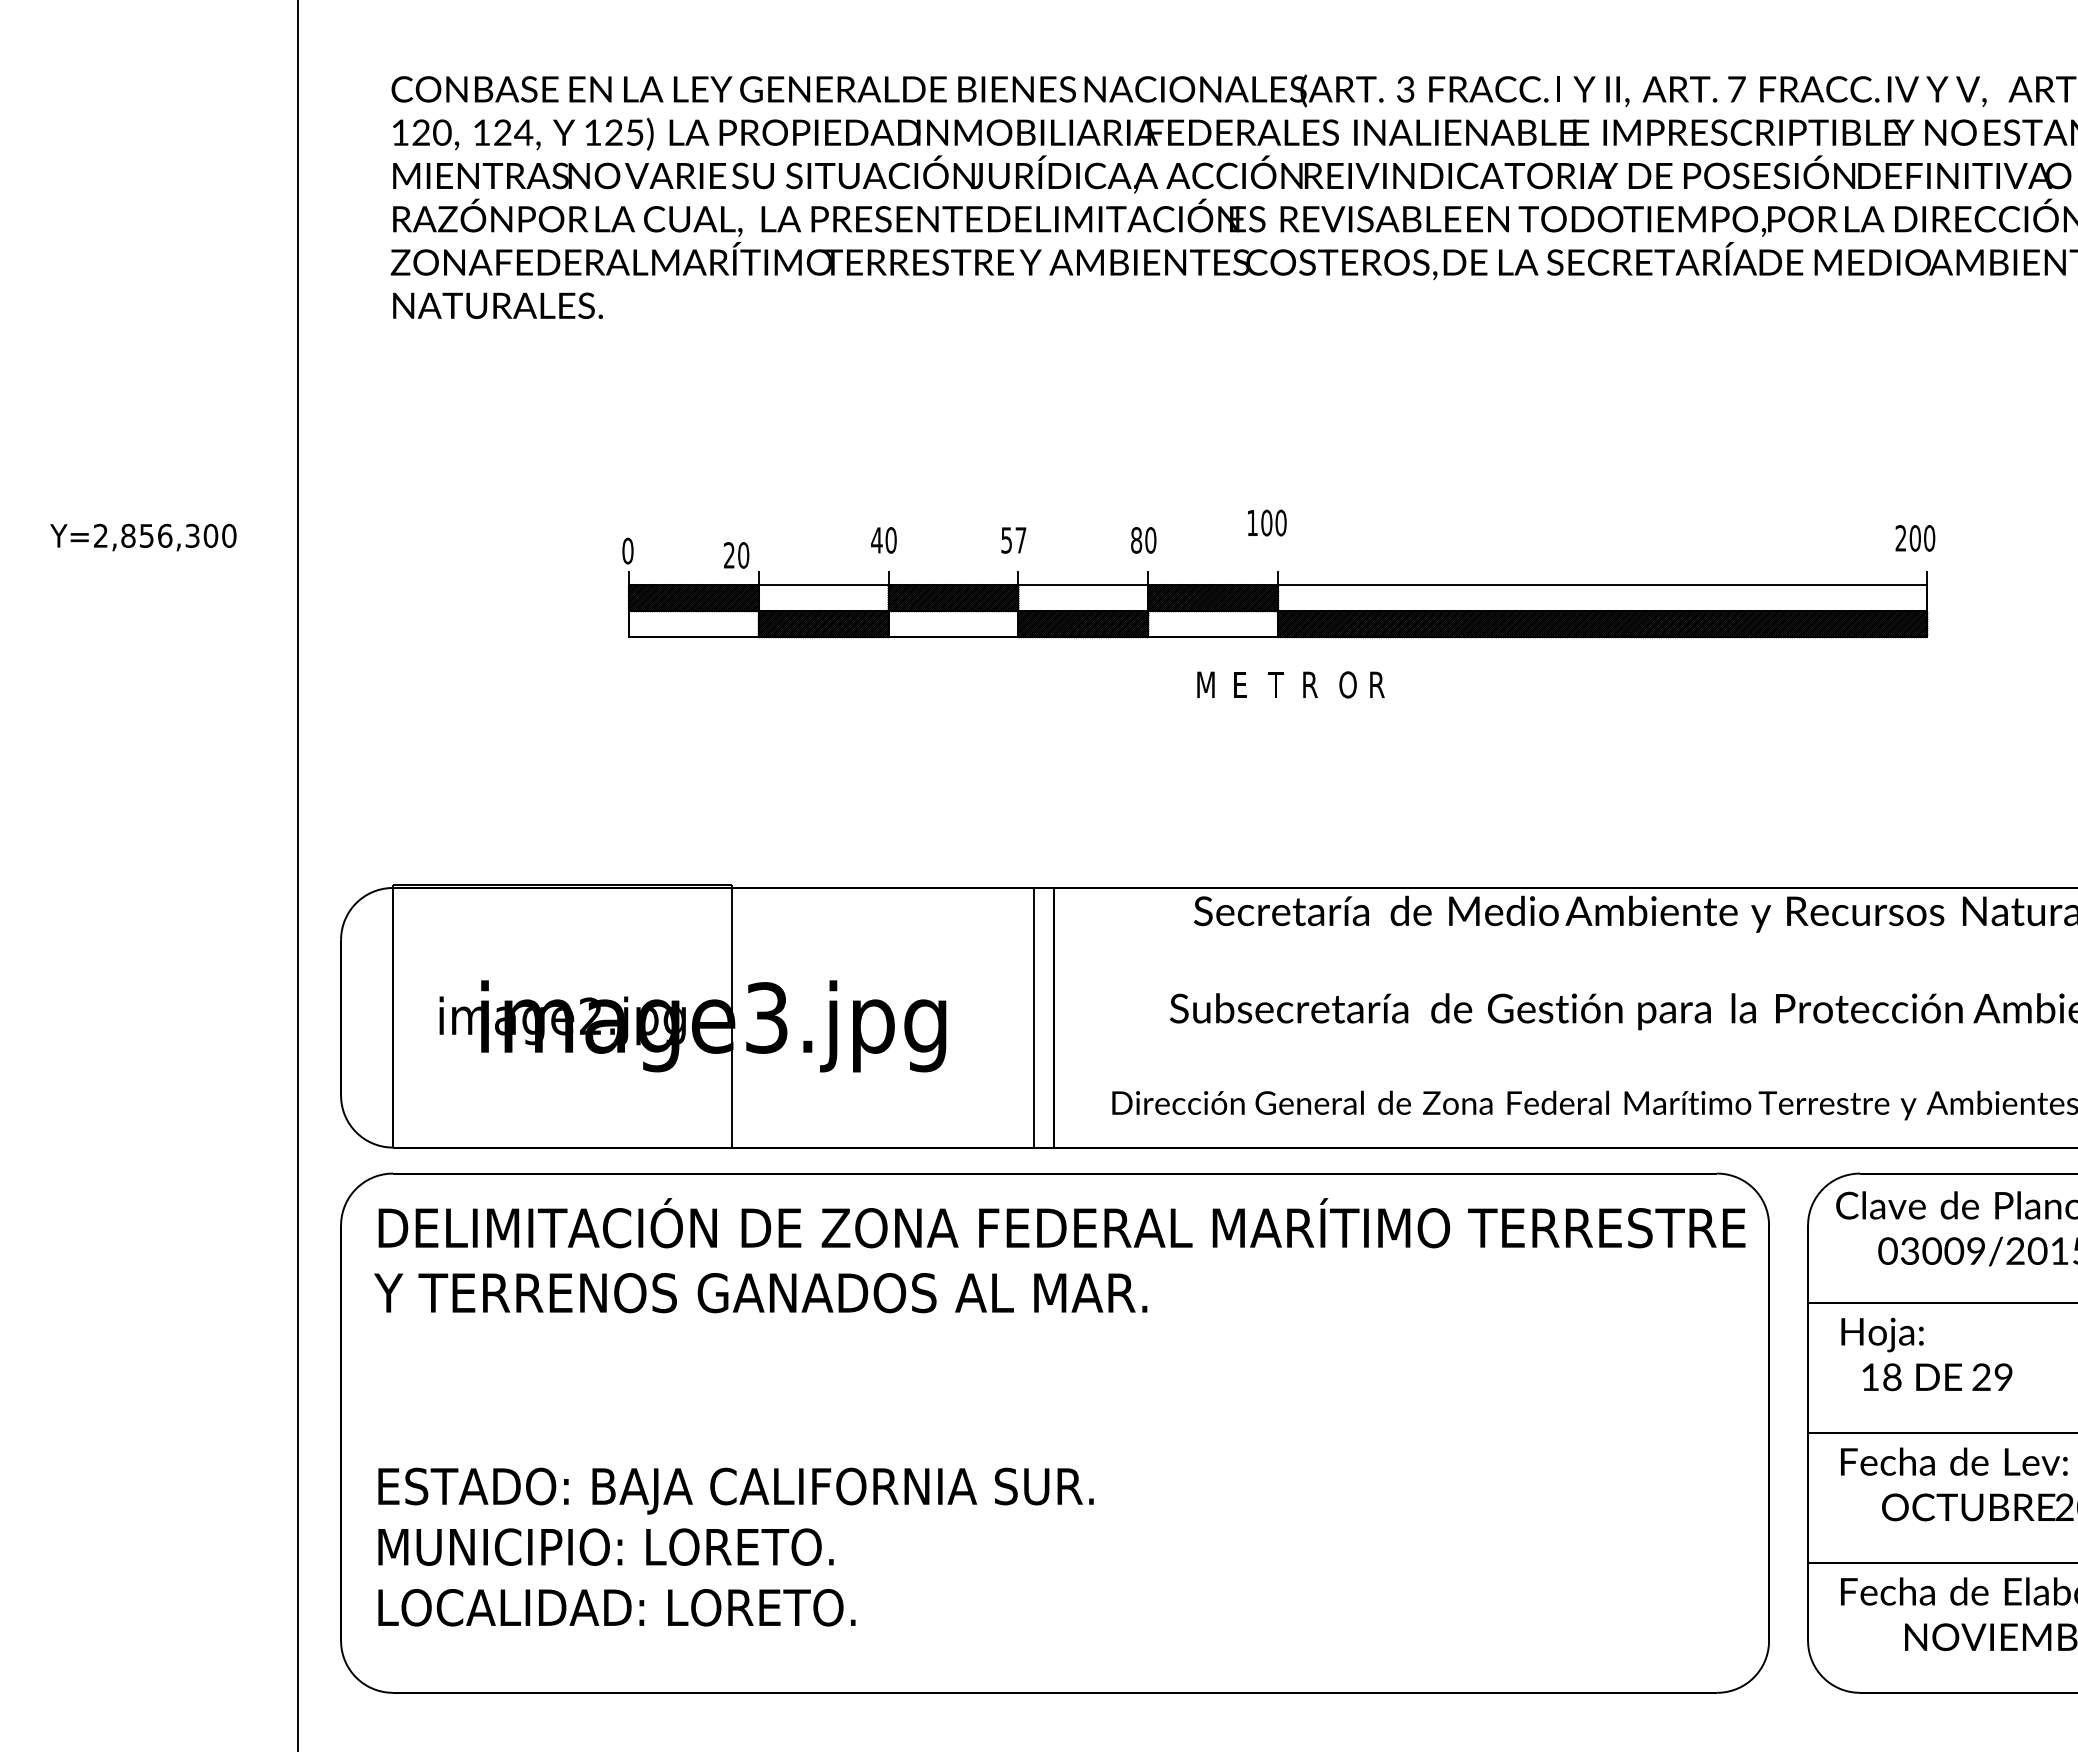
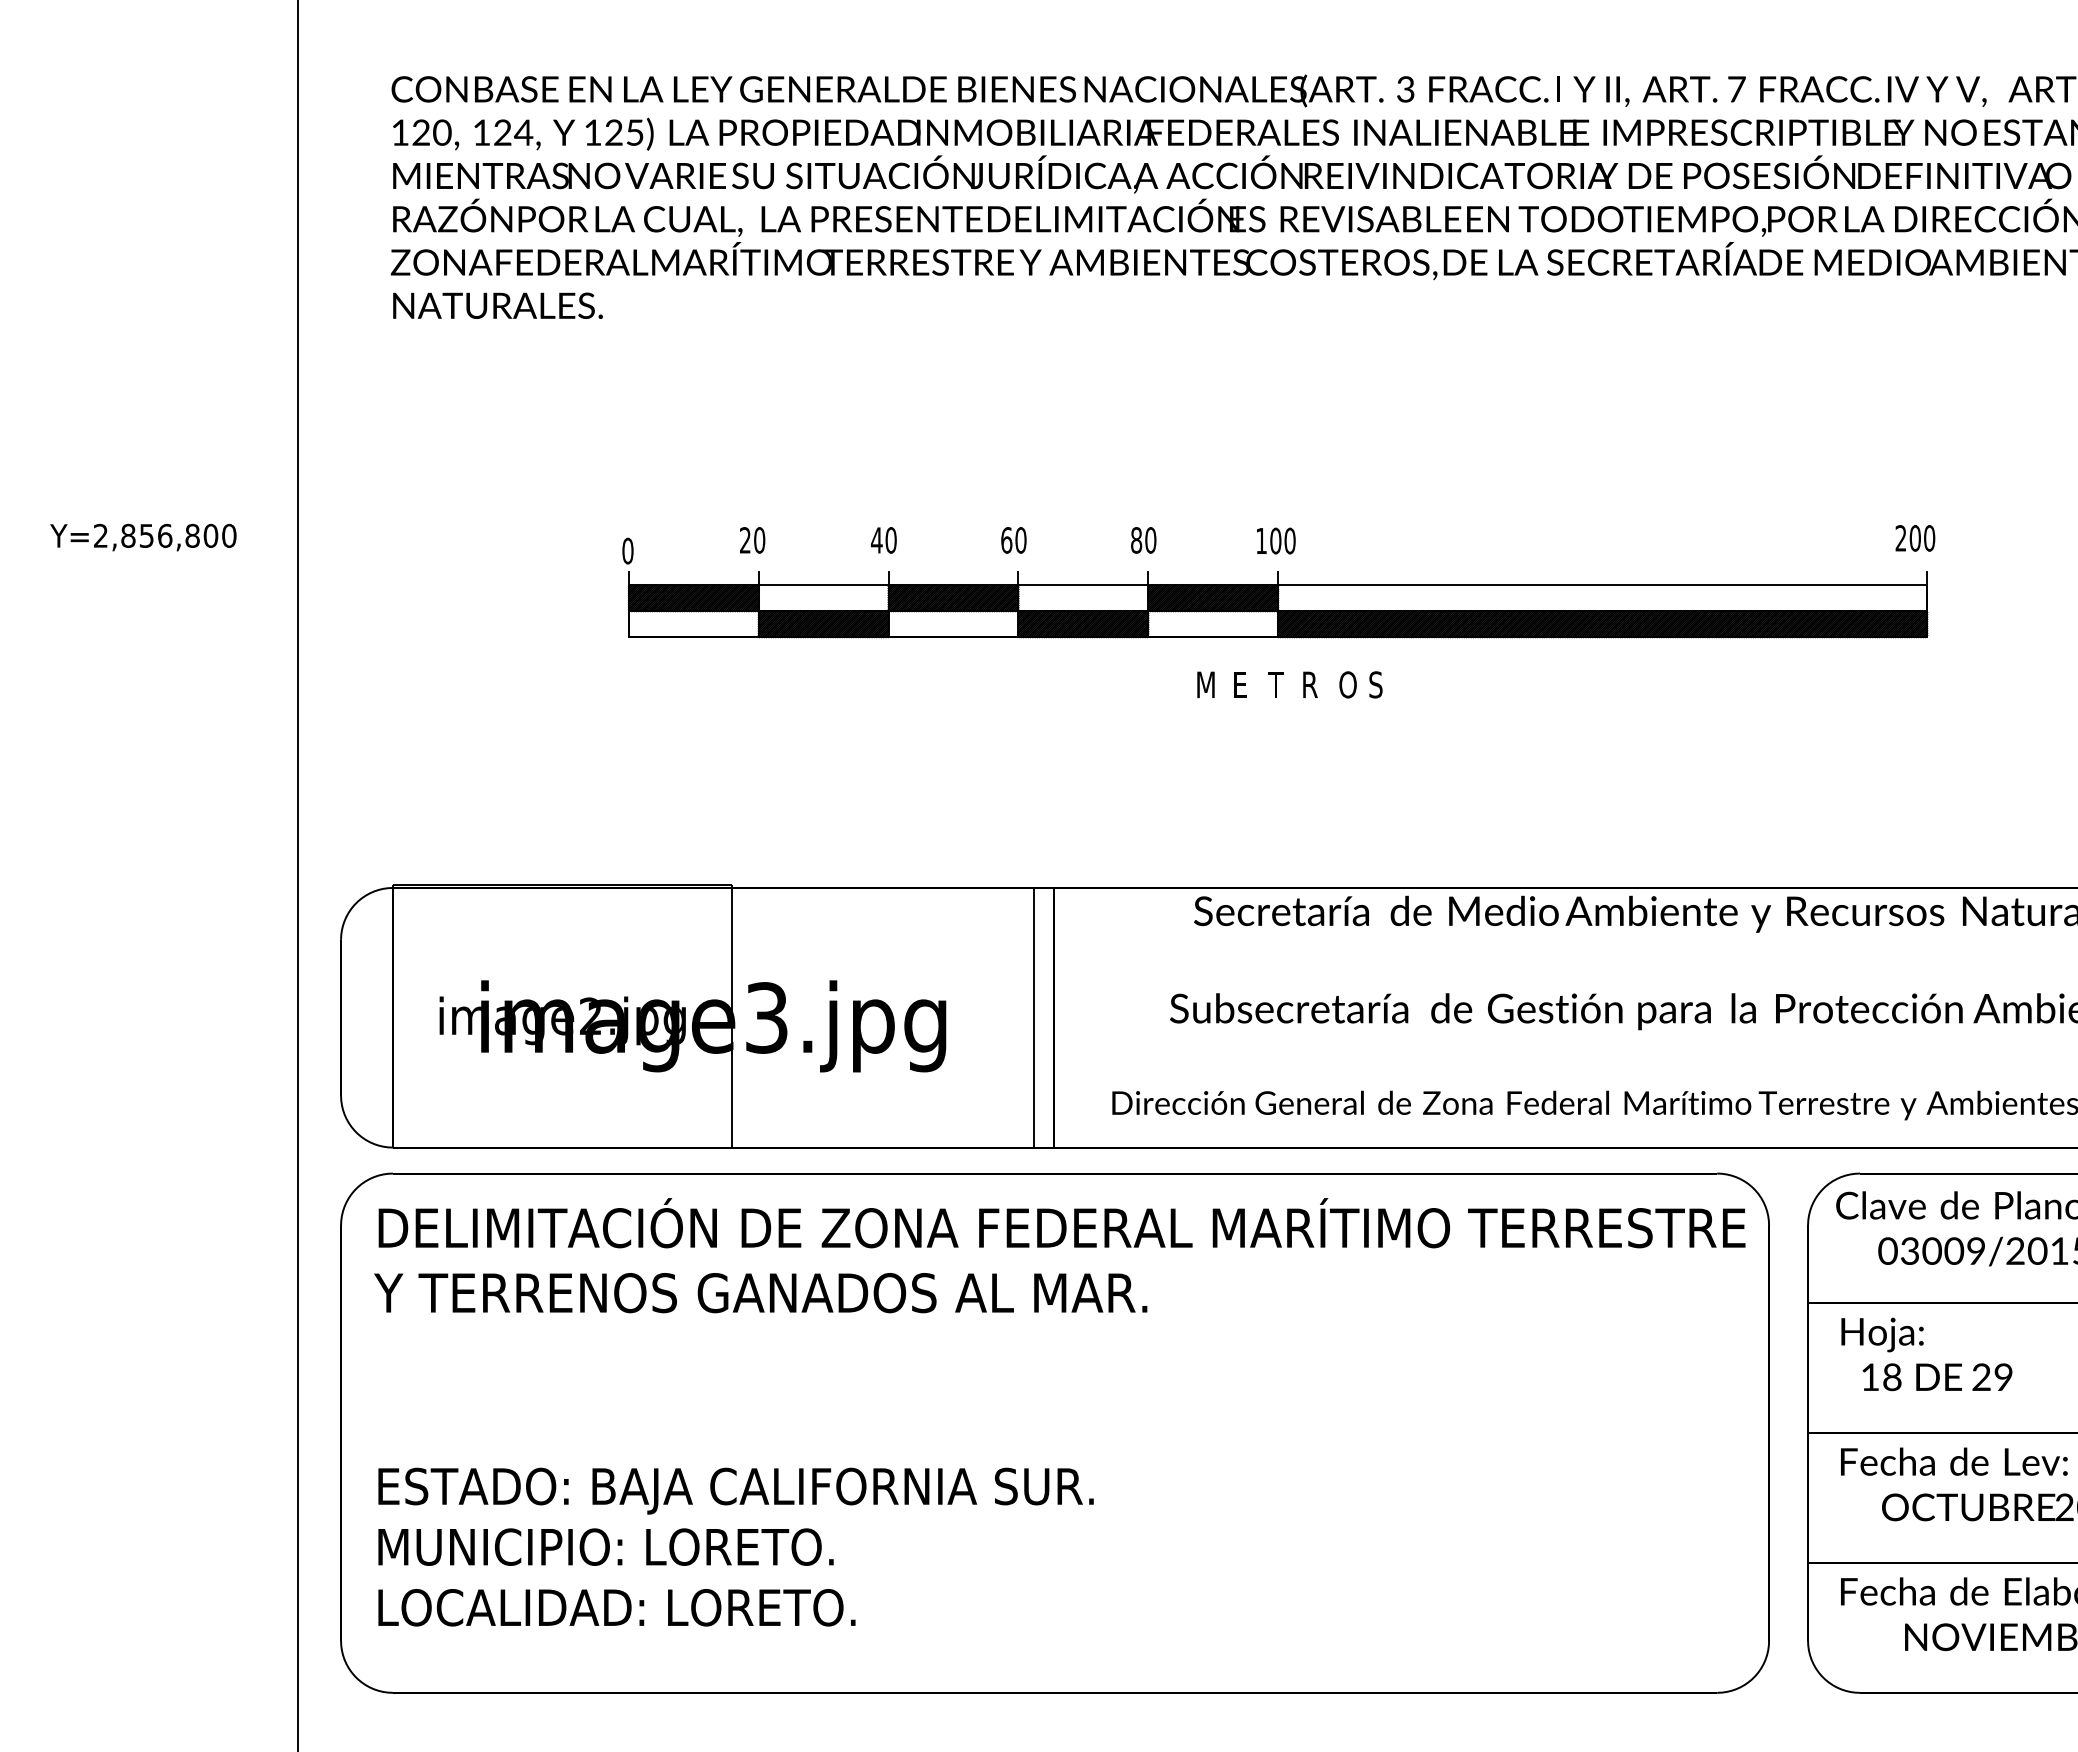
text position: (1267, 522) -> (1276, 540) (1276, 540)
text: Y=2,856,300 -> Y=2,856,800 (192, 535)
text: 57 -> 60 (1013, 540)
text position: (736, 555) -> (752, 540) (752, 540)
text: R -> S (1376, 684)
